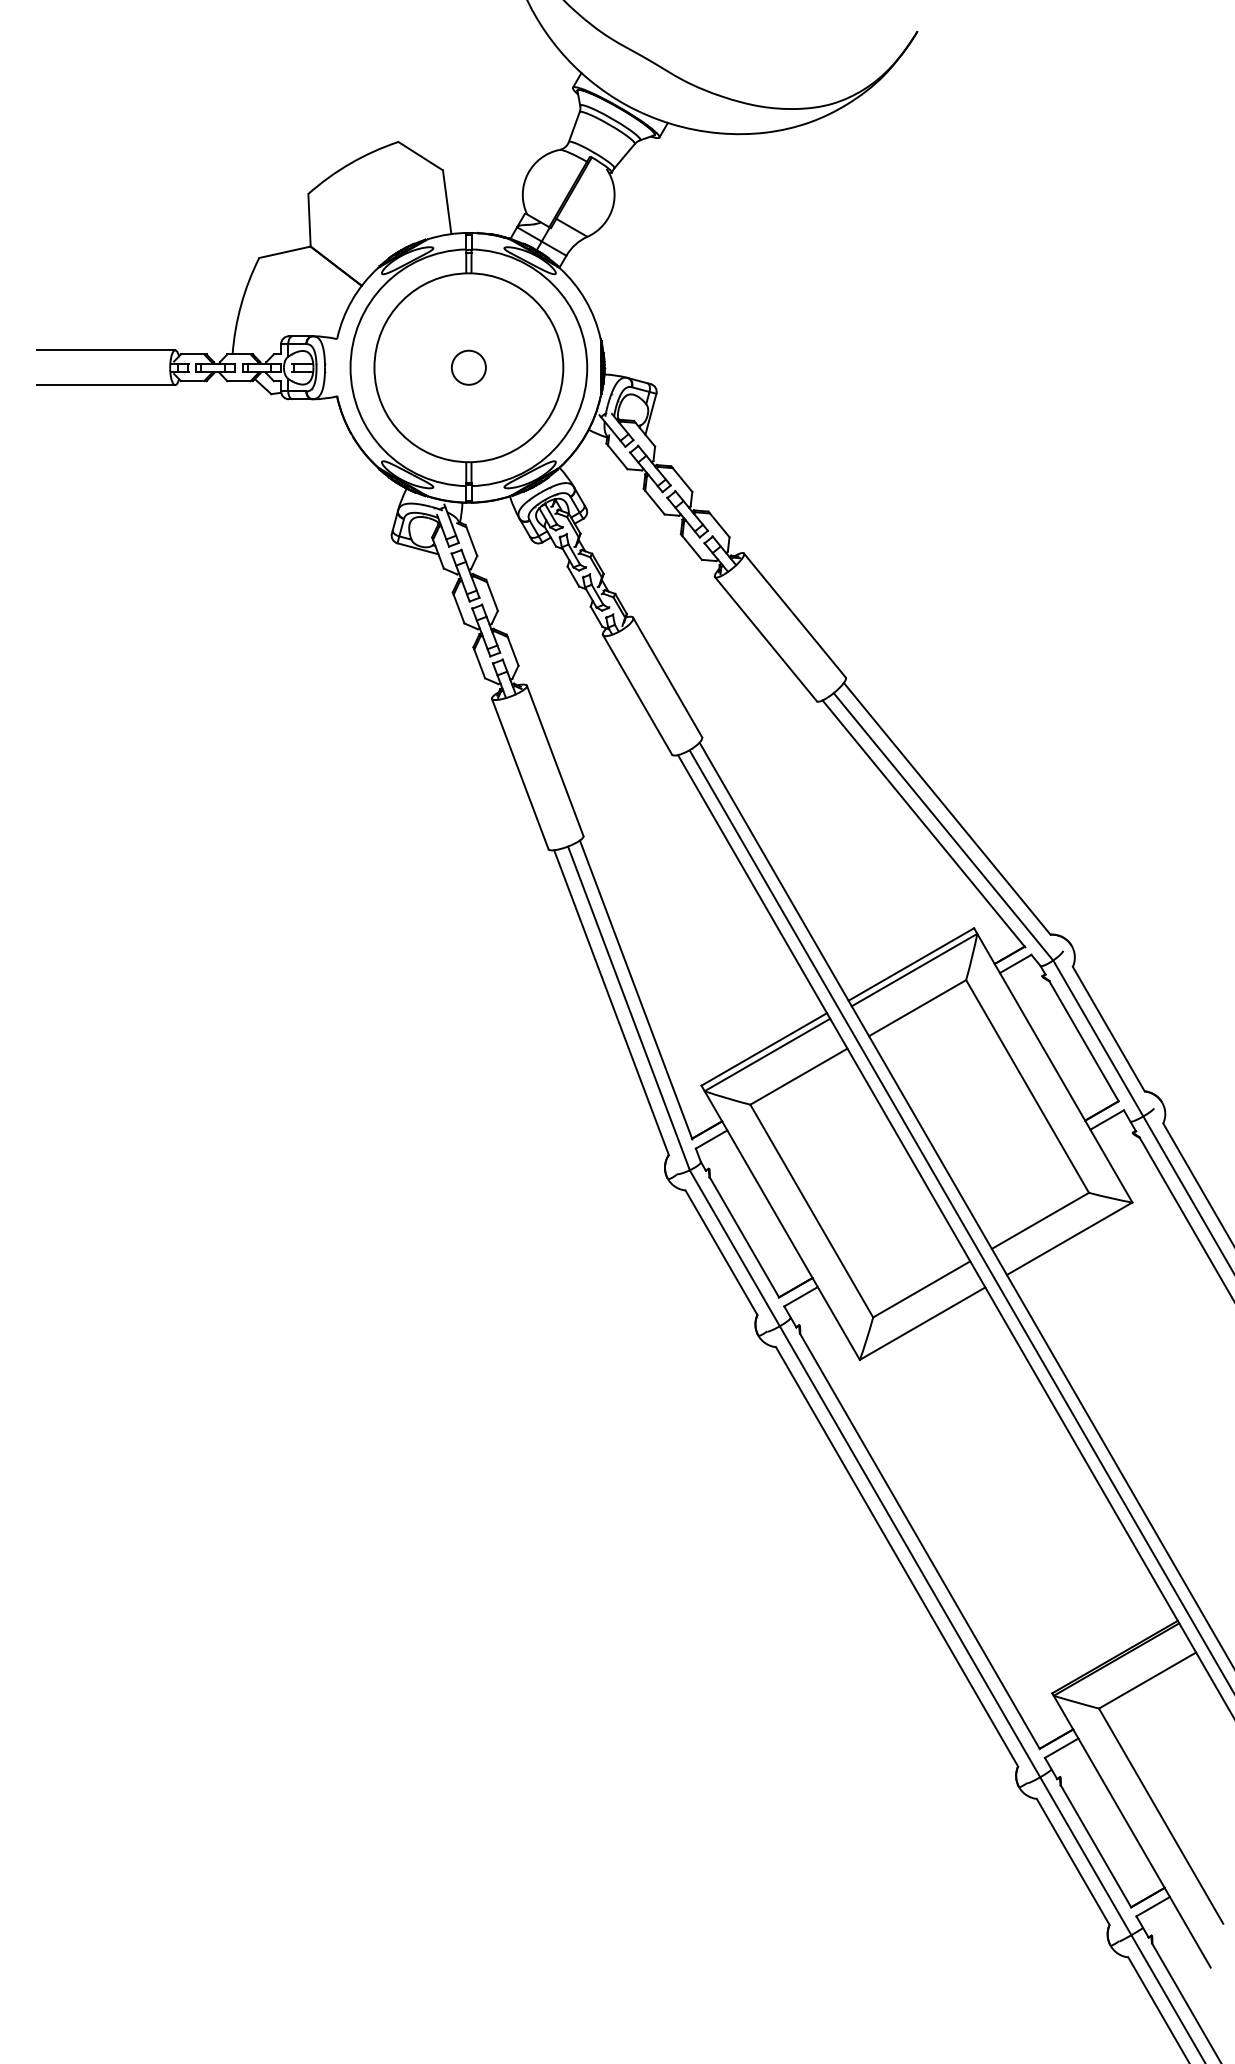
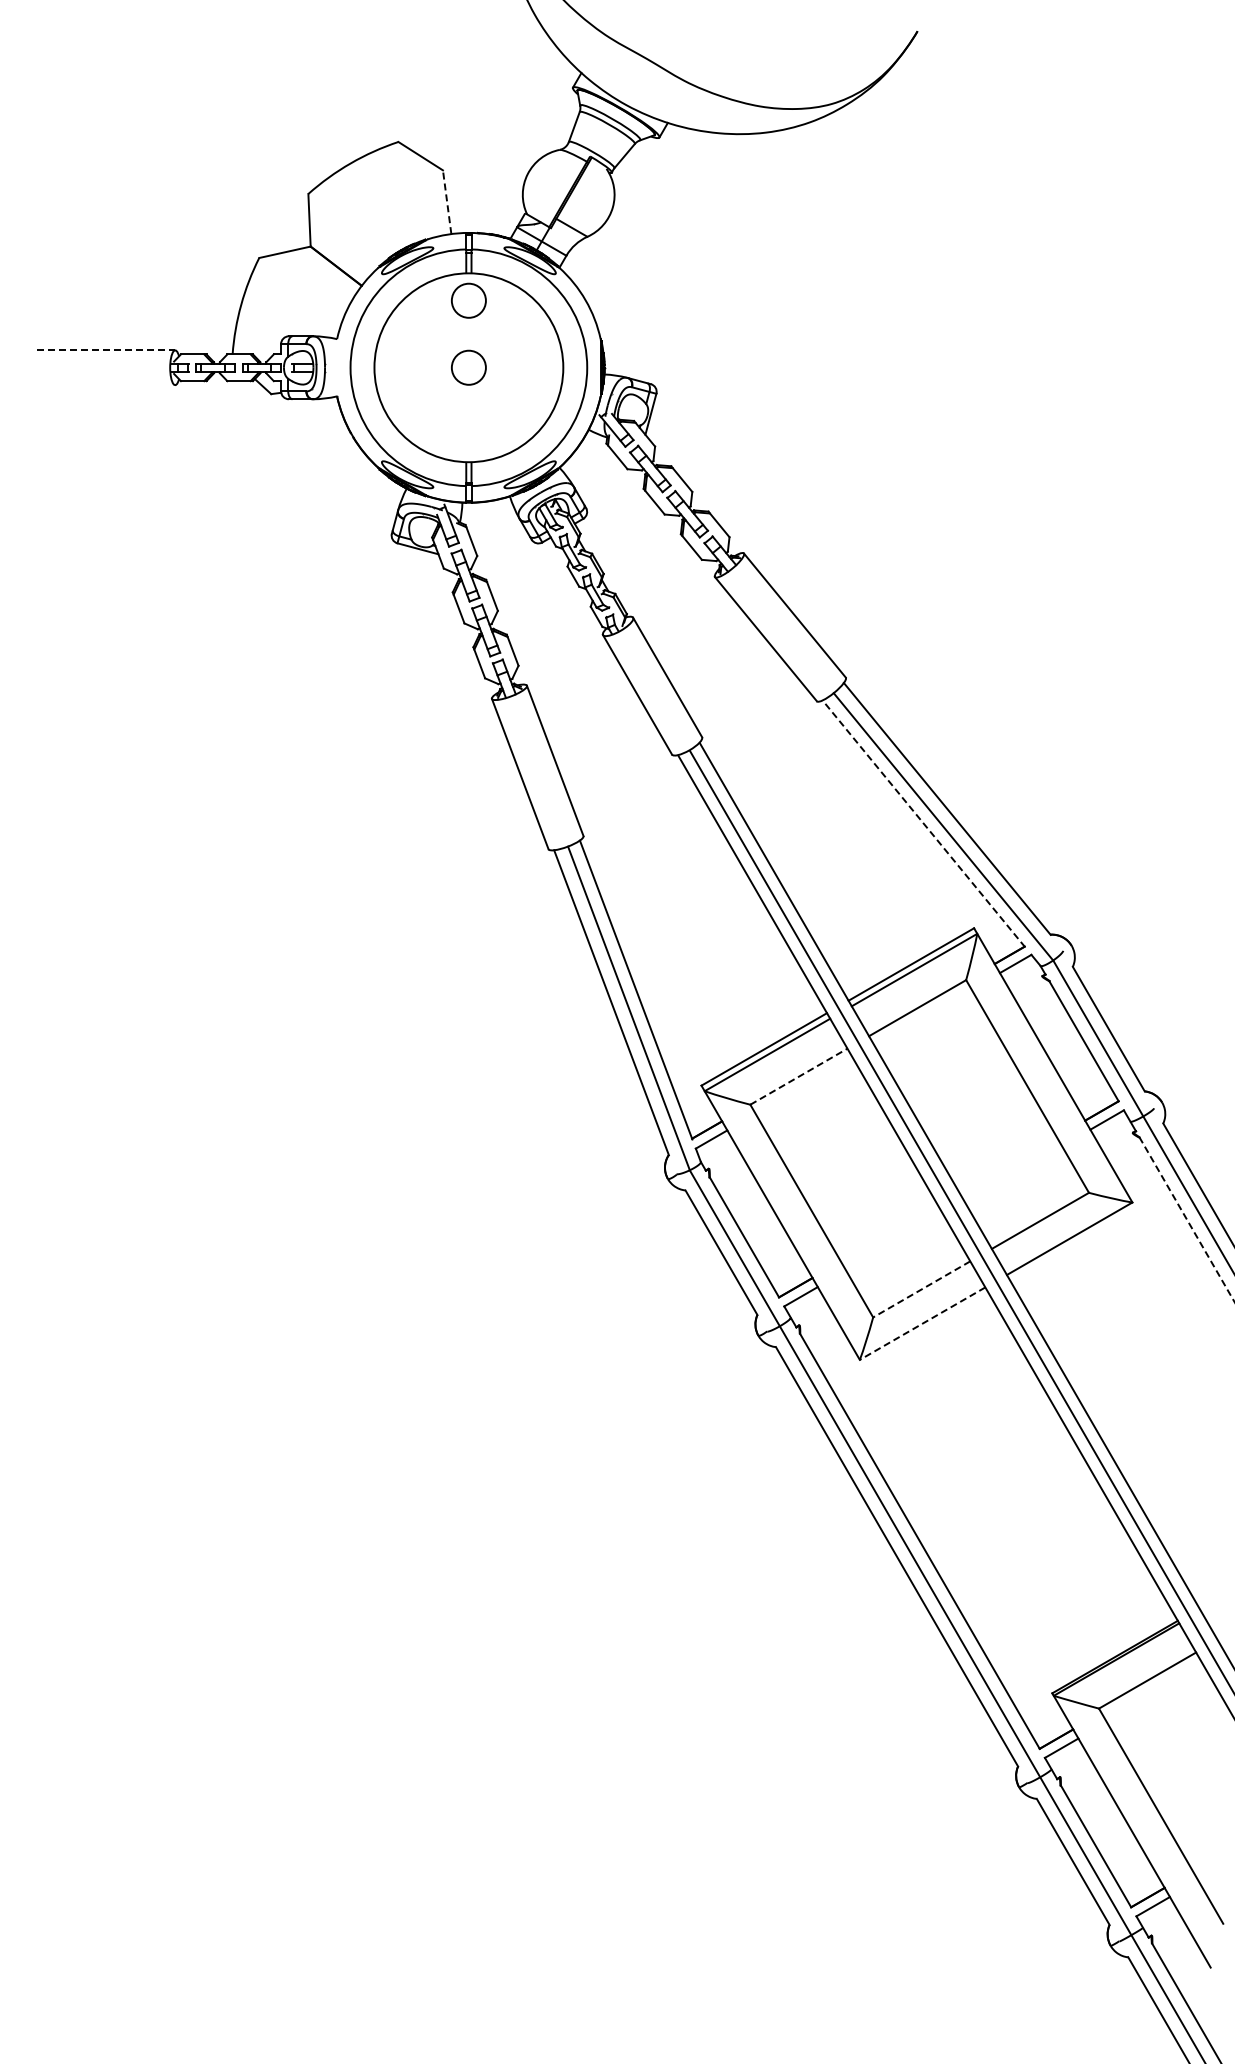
line: solid -> dashed (447, 201)
circle: none -> present (468, 300)
line: solid -> dashed (106, 350)
line: present -> none (106, 385)
line: solid -> dashed (923, 823)
line: solid -> dashed (799, 1076)
line: solid -> dashed (1187, 1220)
line: solid -> dashed (921, 1289)
line: solid -> dashed (922, 1323)
